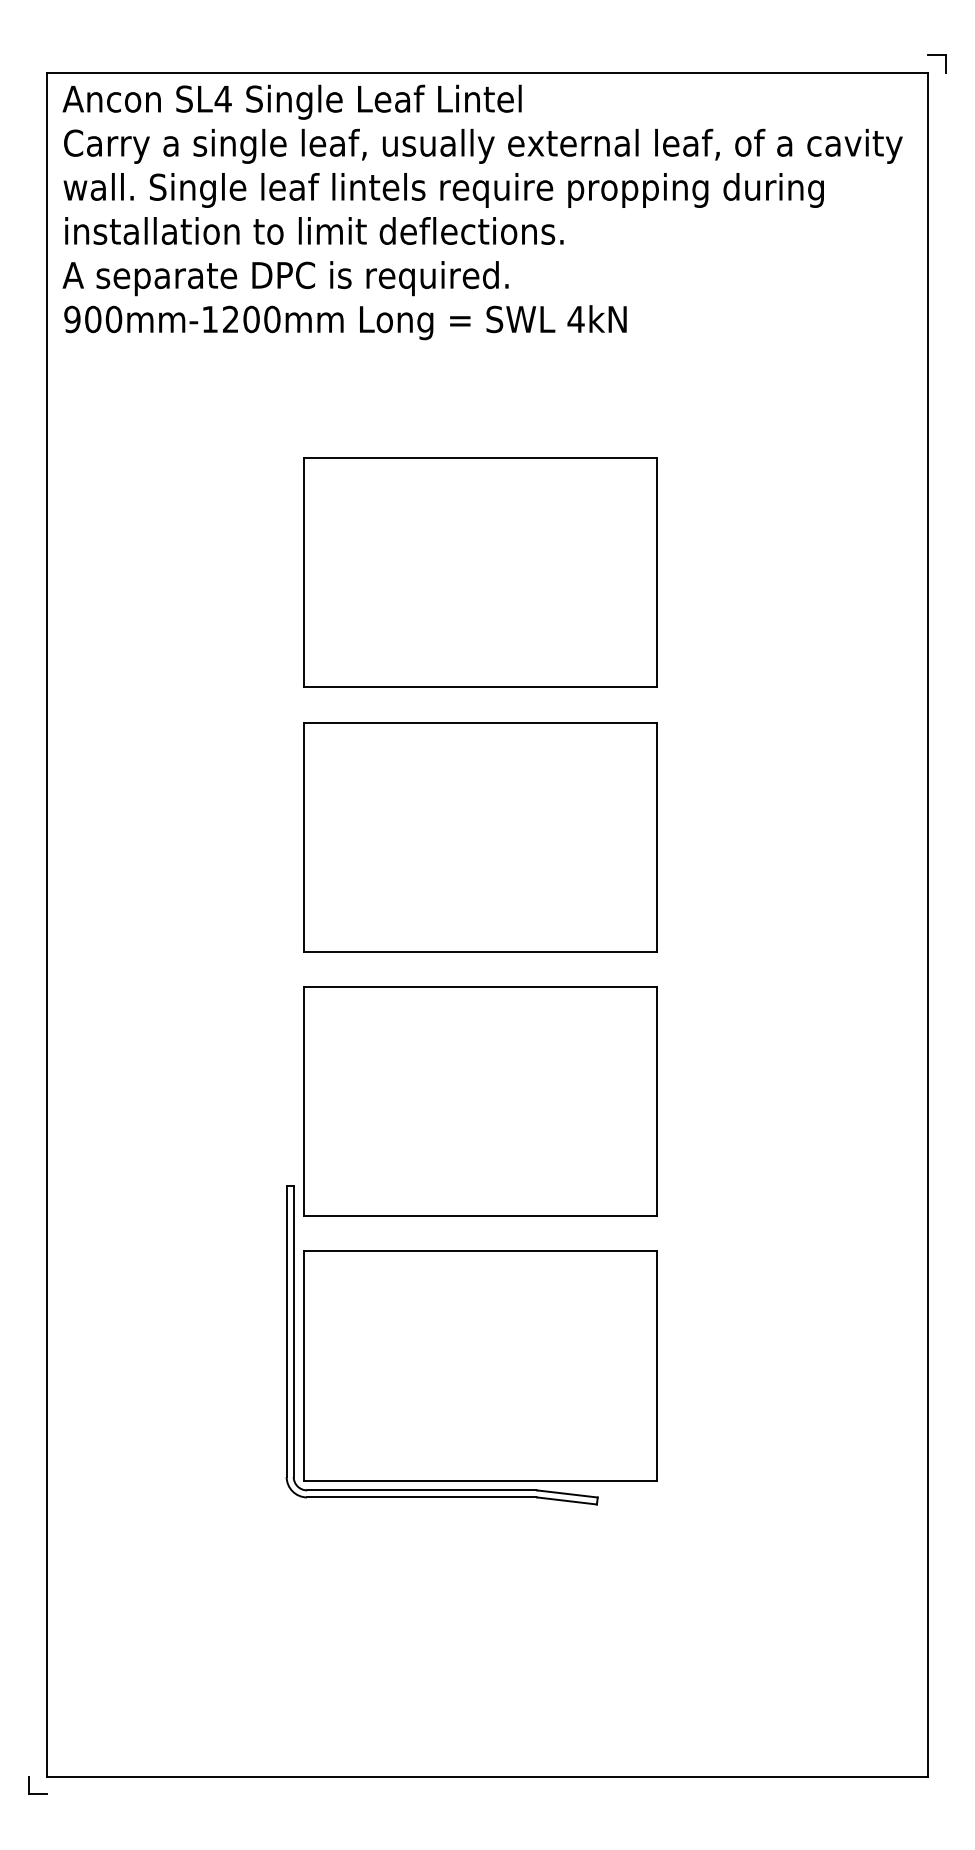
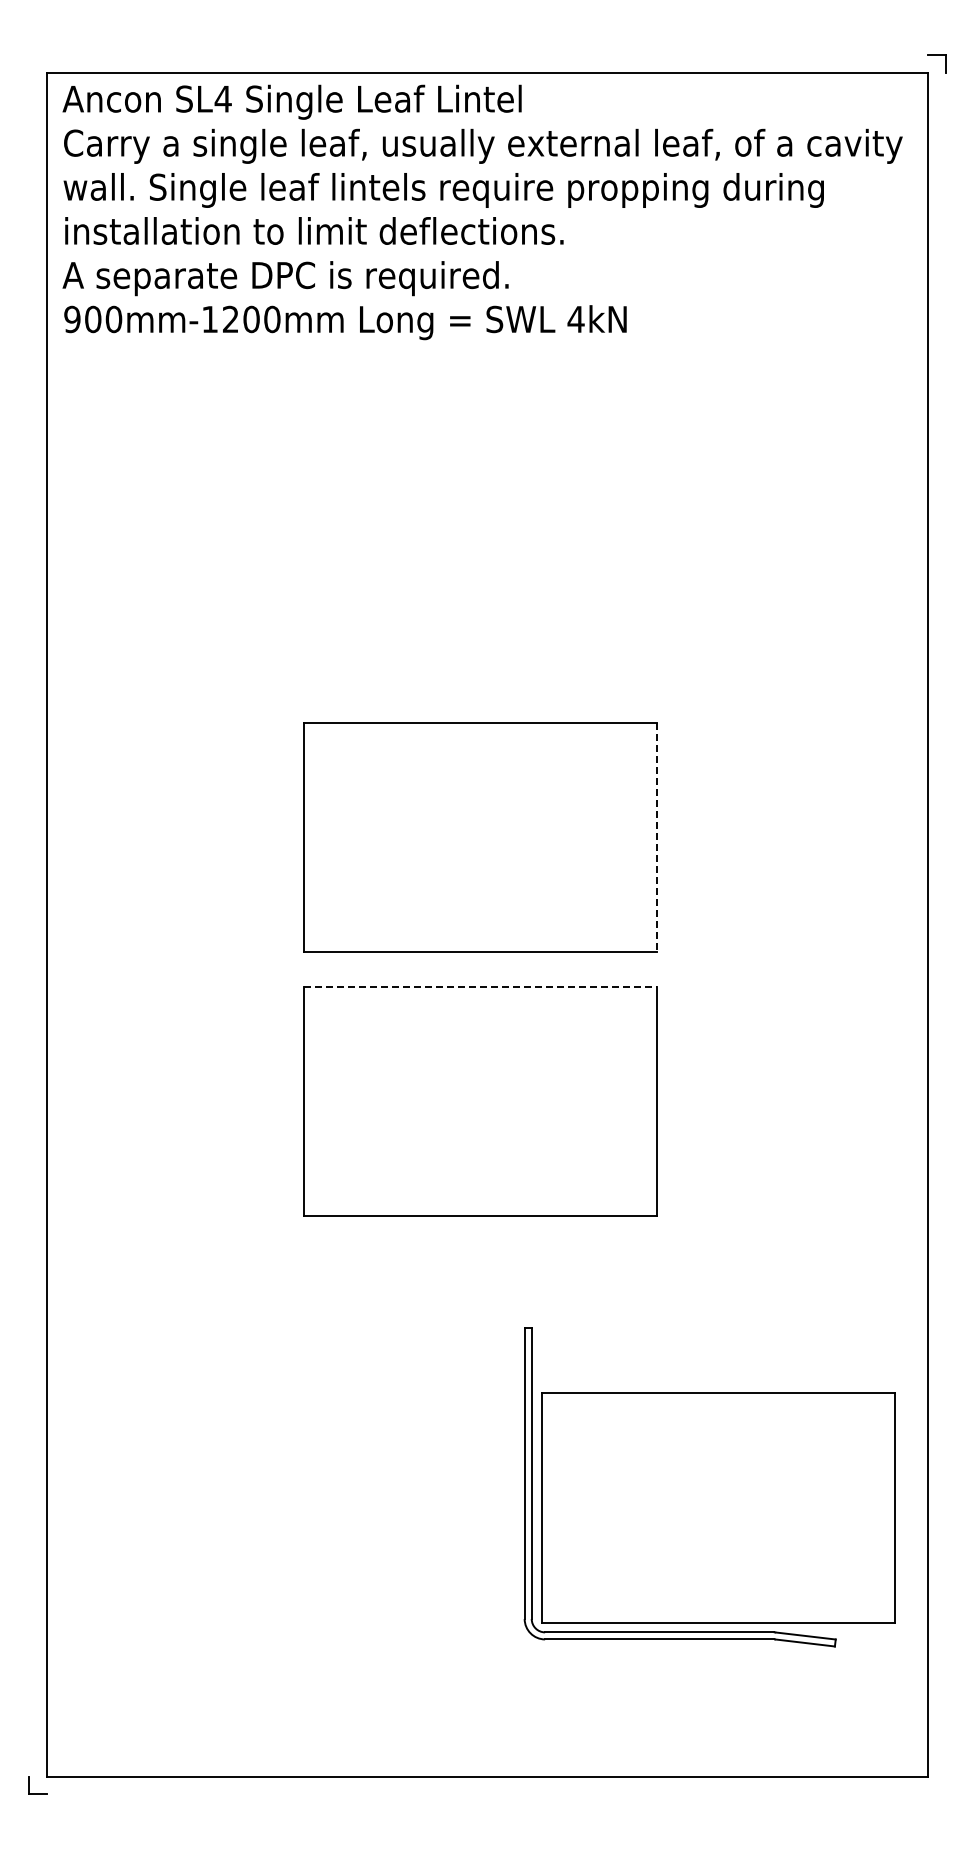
part: present -> none (480, 572)
line: solid -> dashed (656, 837)
line: solid -> dashed (481, 987)
part position: (471, 1345) -> (709, 1487) (709, 1487)
